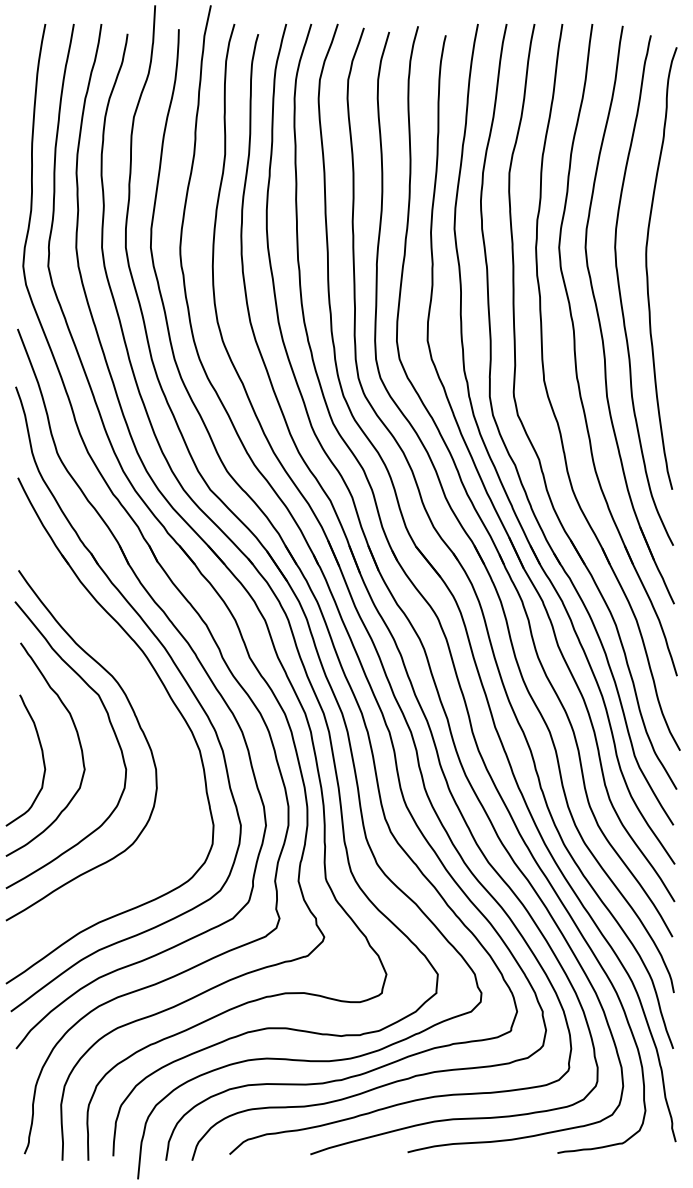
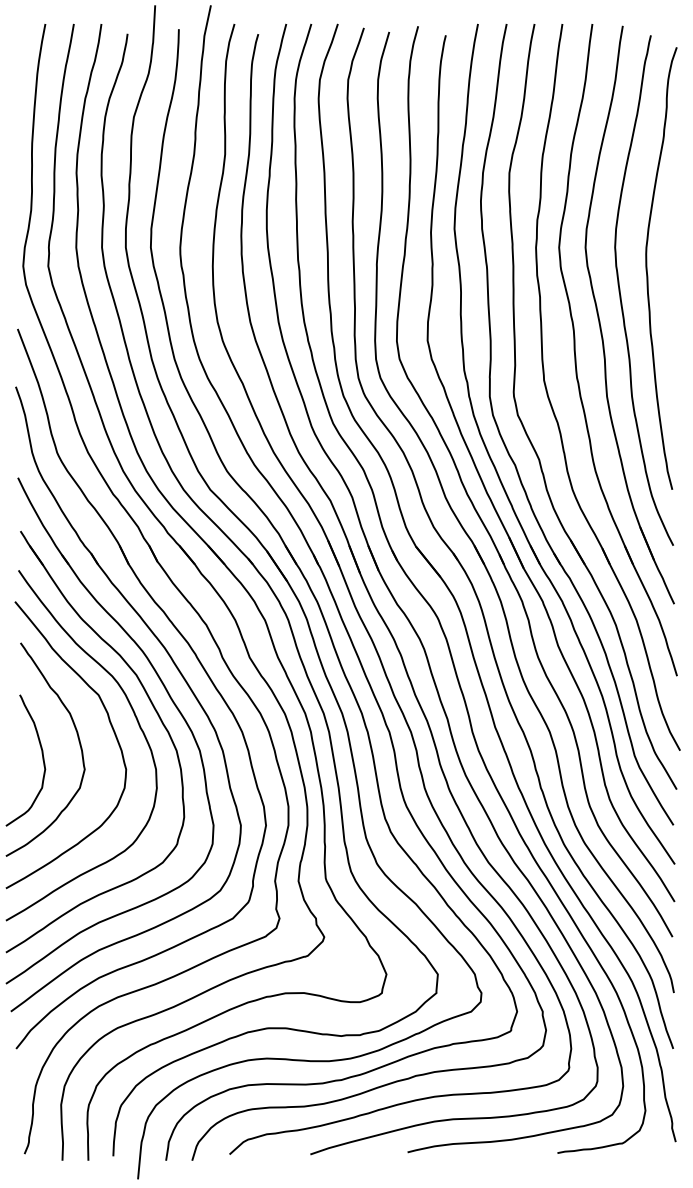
part: none -> present (154, 710)
